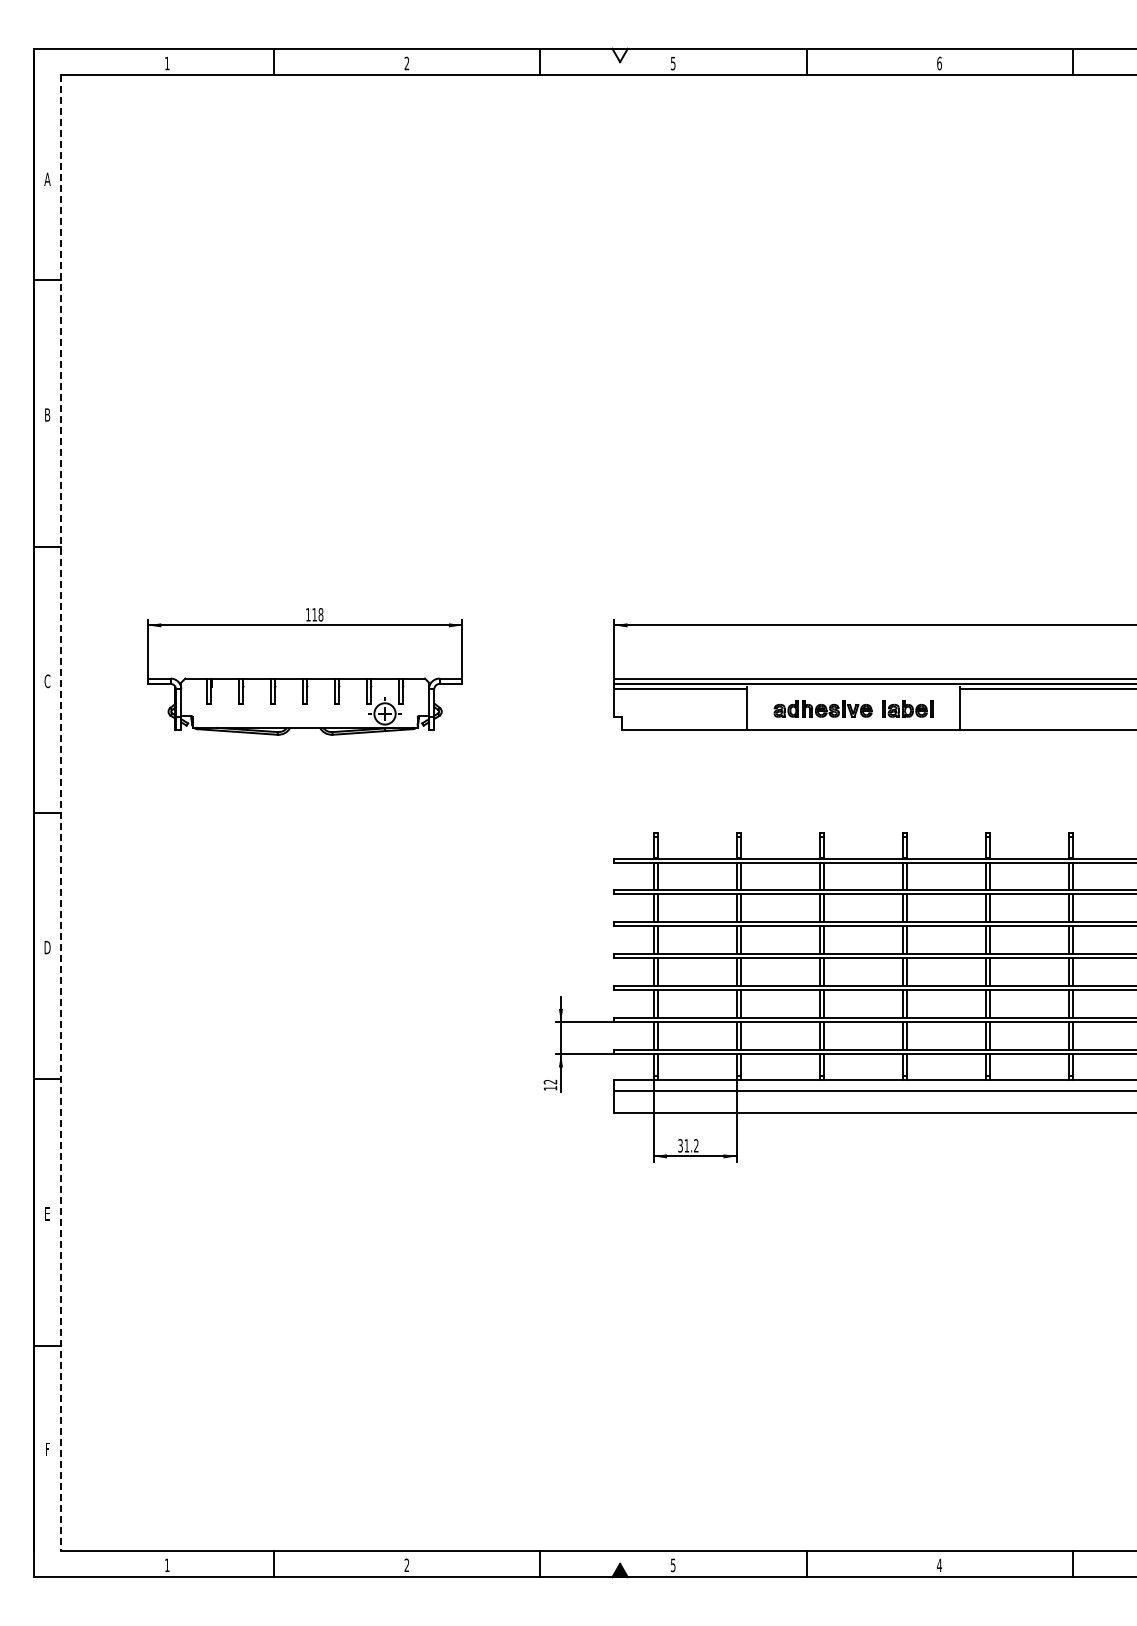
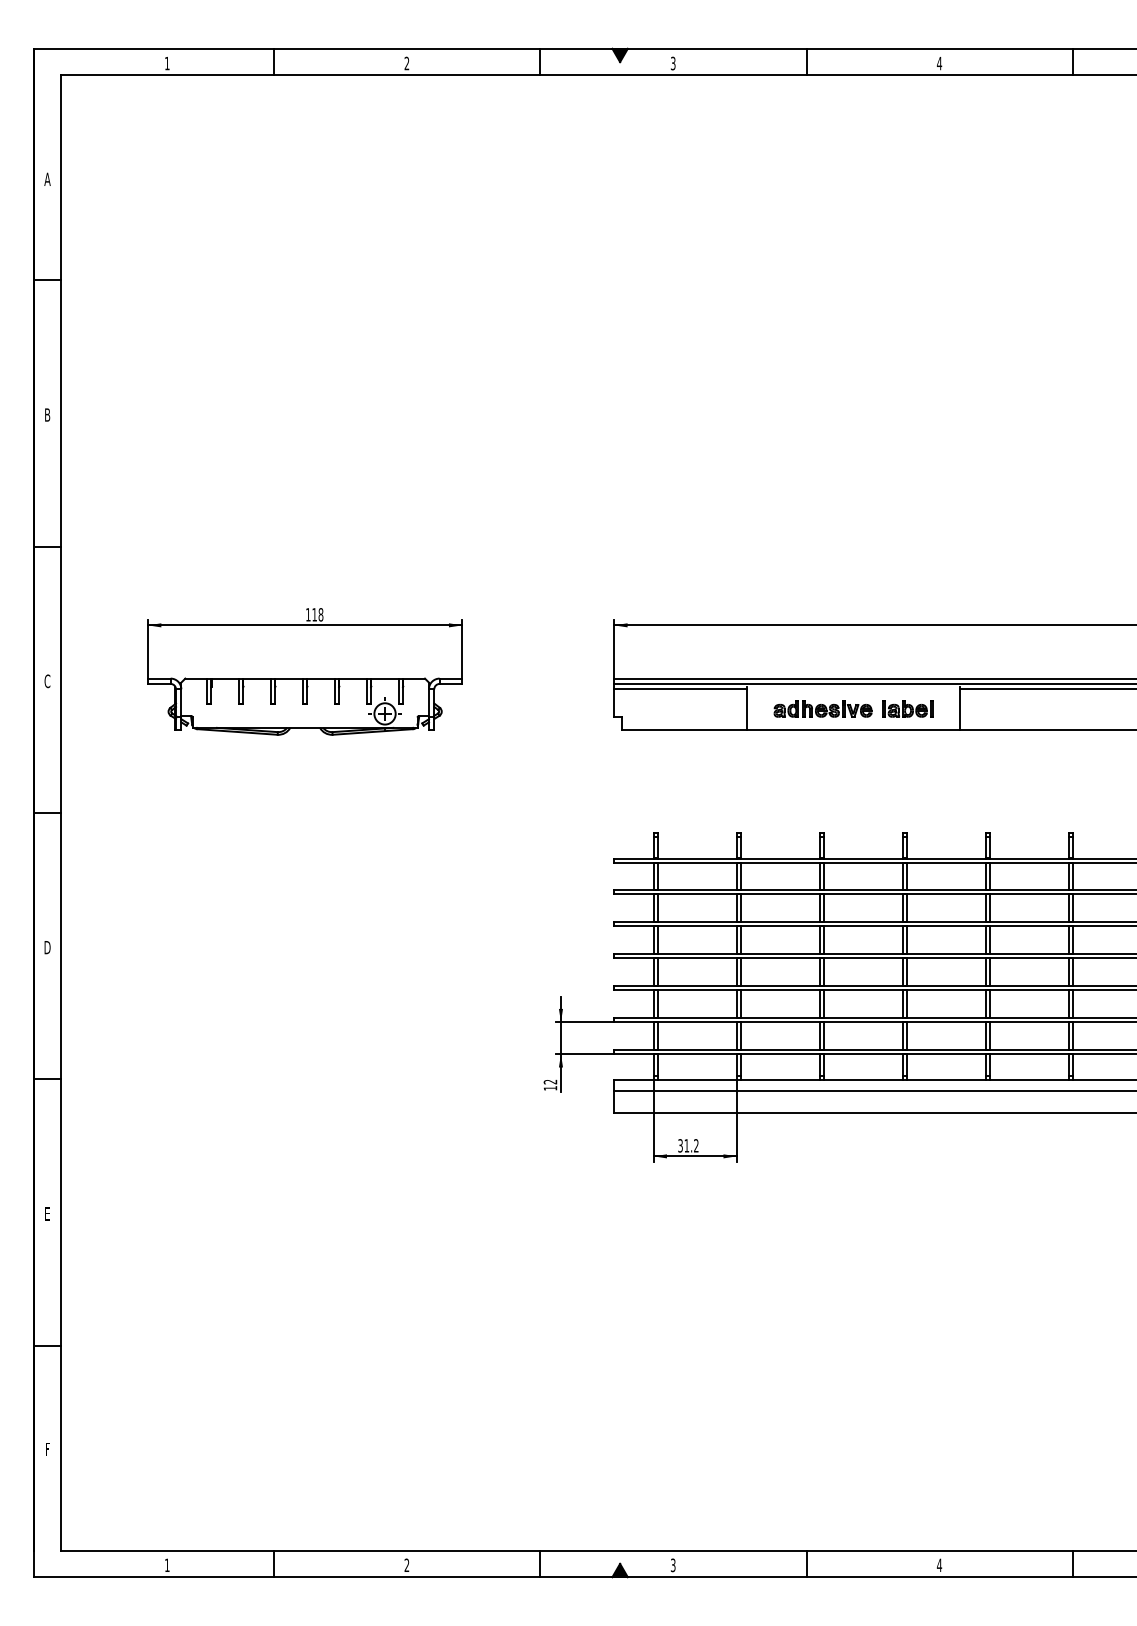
fill: none -> present (619, 55)
text: 5 -> 3 (673, 62)
text: 6 -> 4 (939, 63)
line: dashed -> solid (60, 813)
text: 5 -> 3 (673, 1564)
